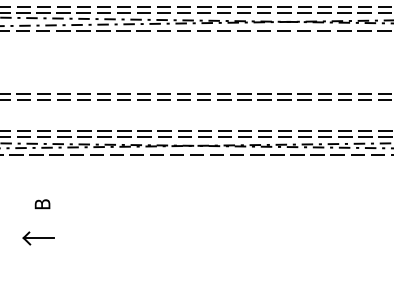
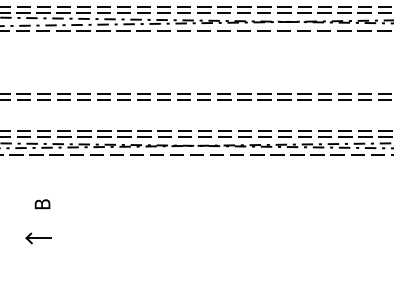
part size: 33x15 px -> 27x13 px (38, 238)
